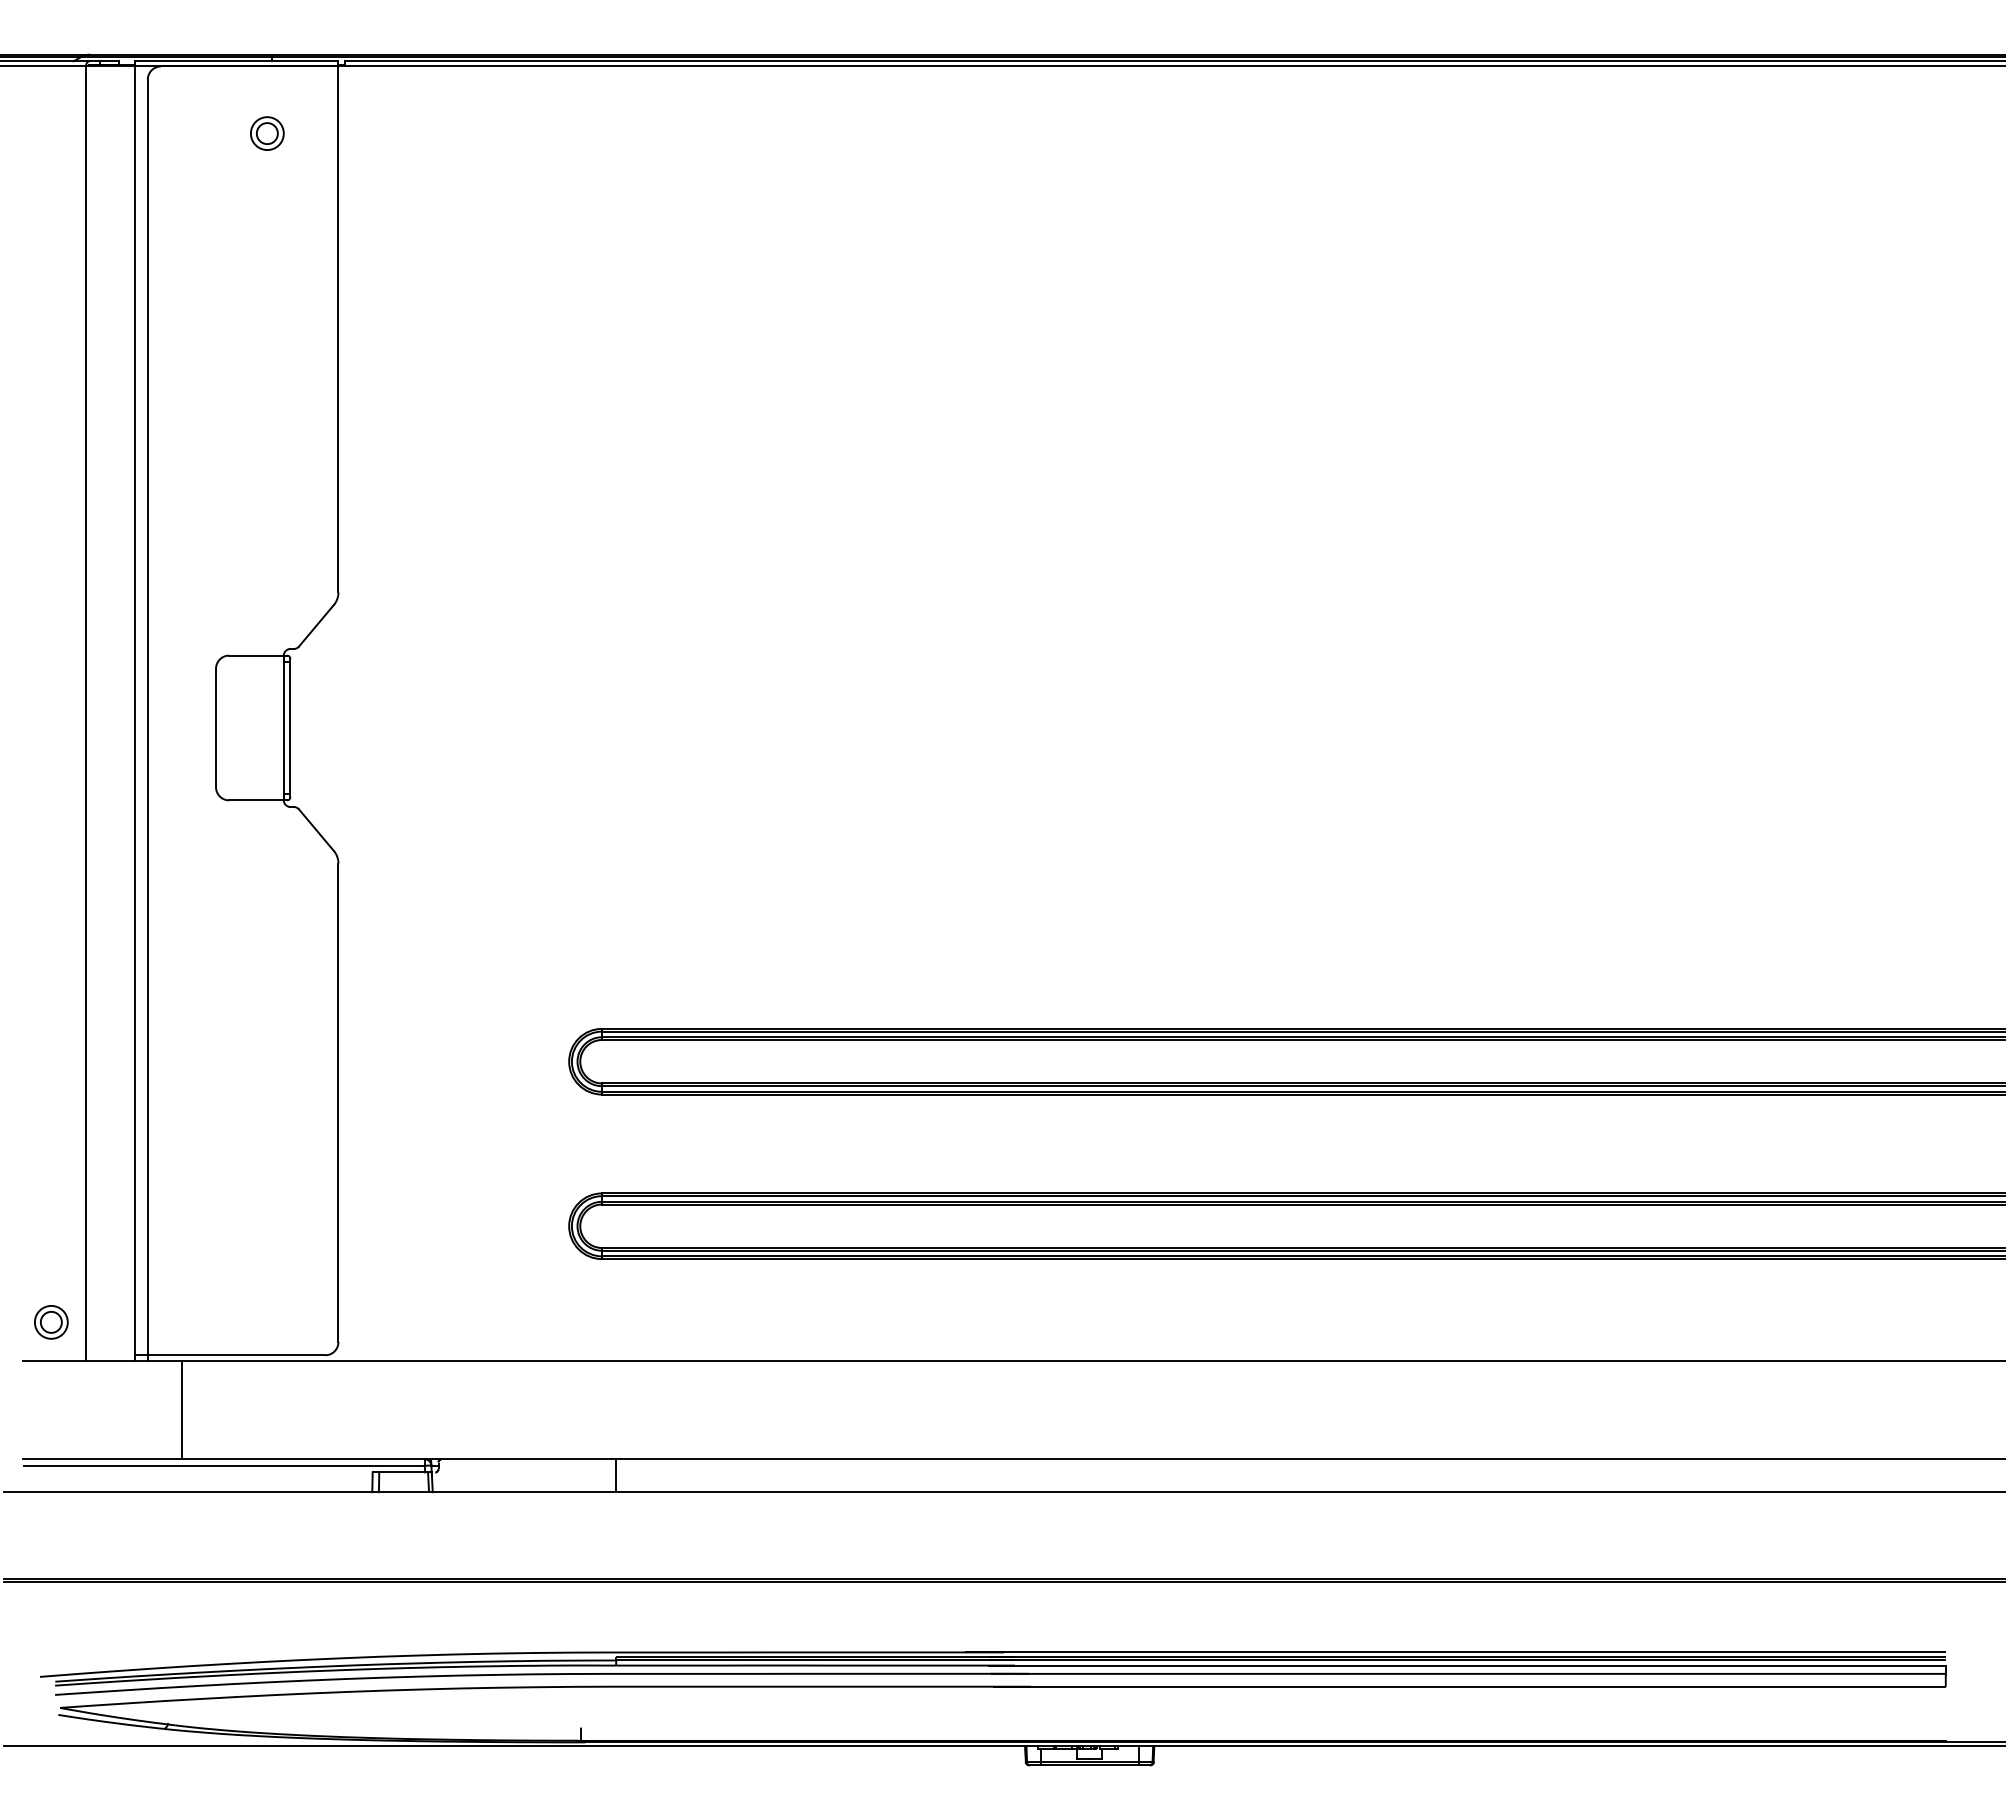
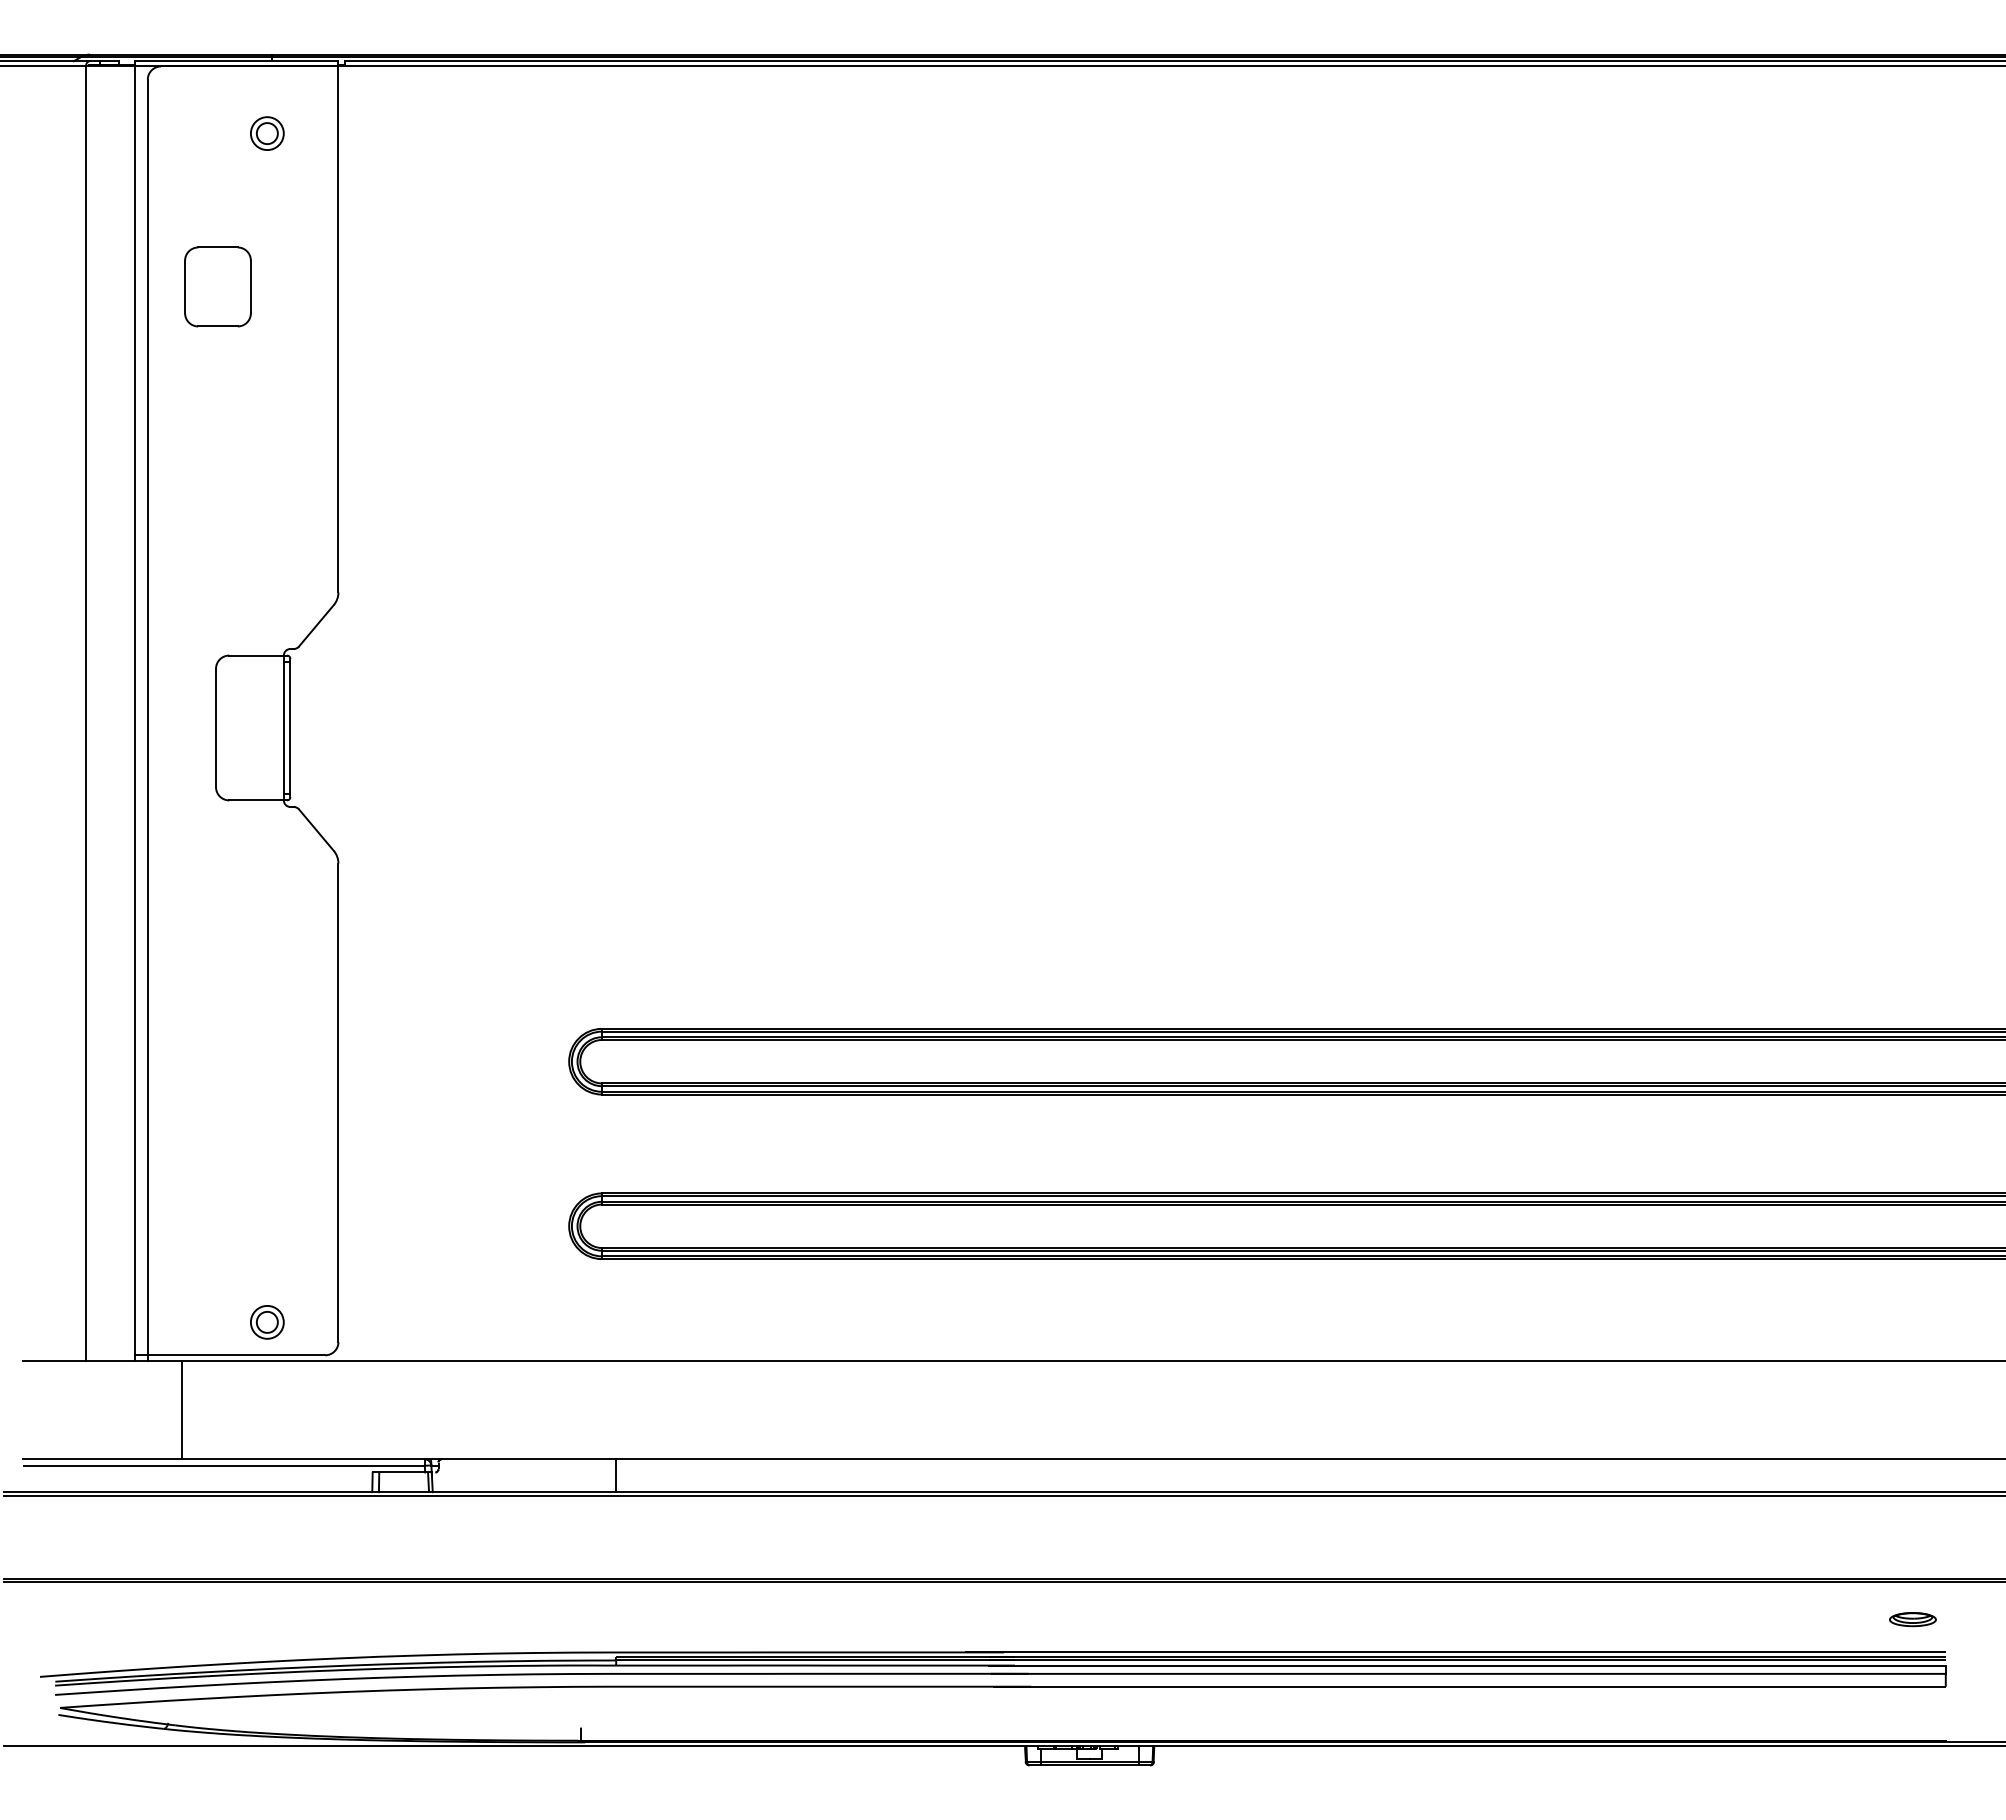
part: none -> present (217, 286)
part position: (51, 1322) -> (267, 1322) (267, 1322)
line: none -> present (1003, 1496)
part: none -> present (1912, 1619)
